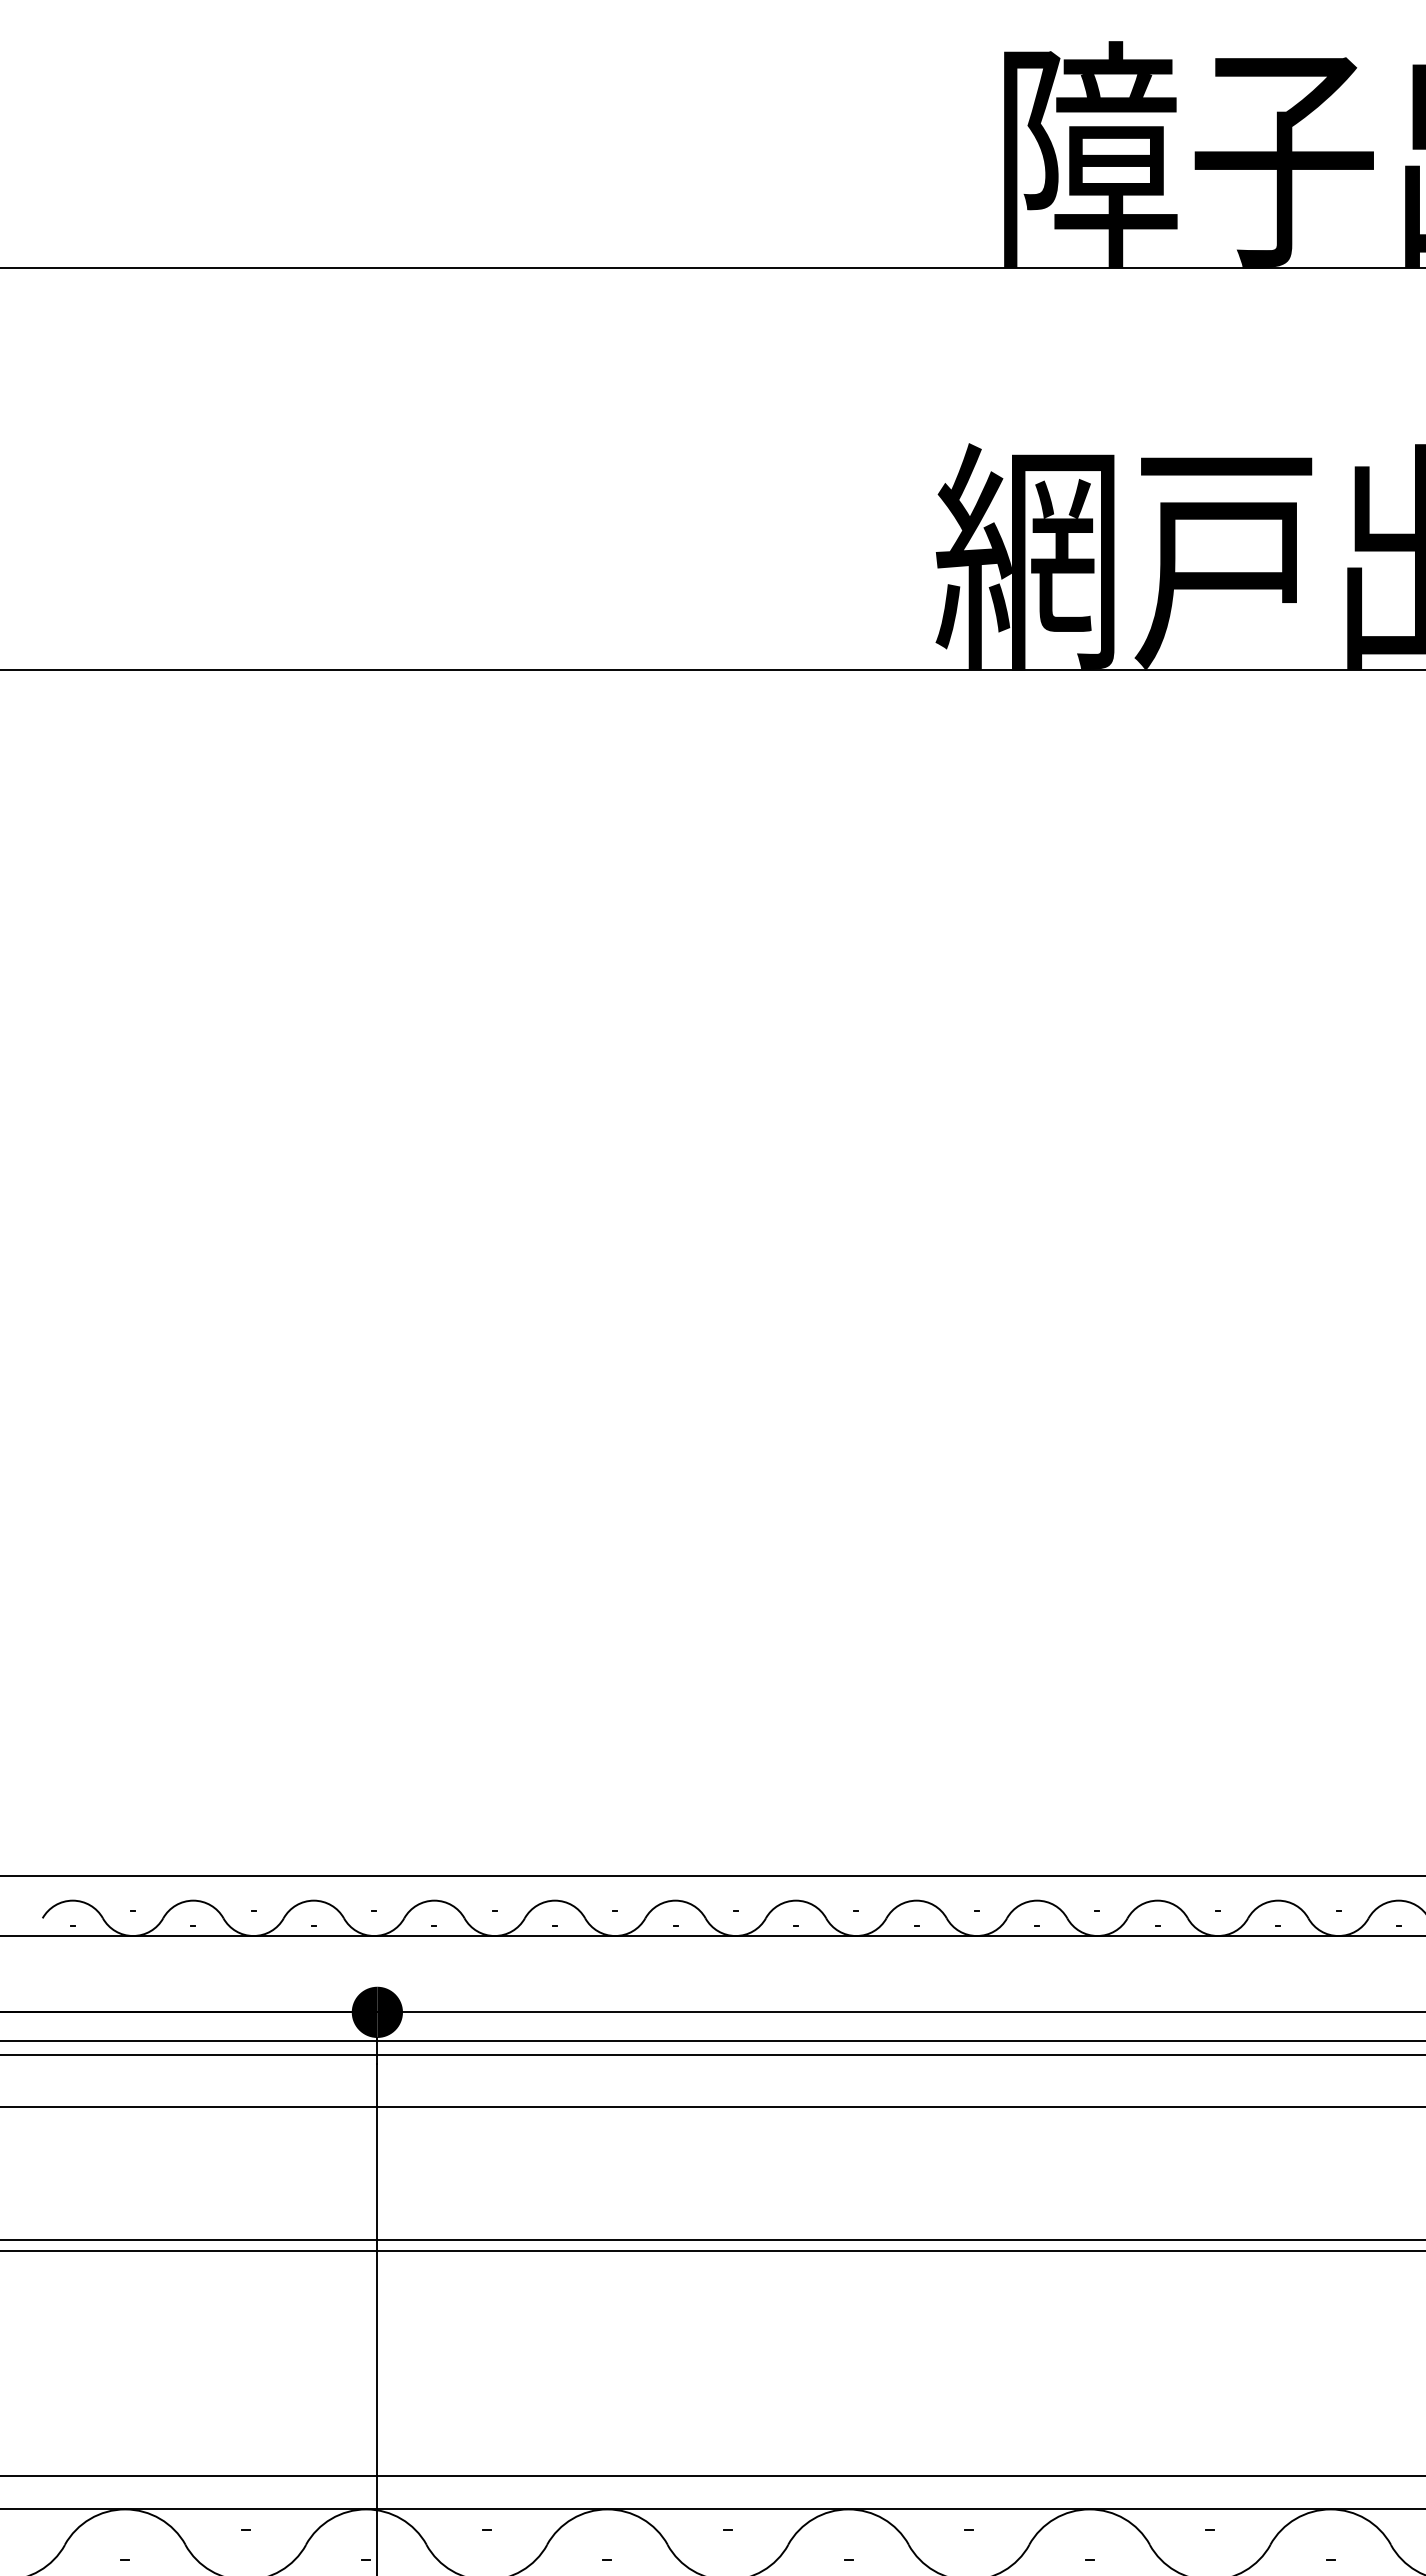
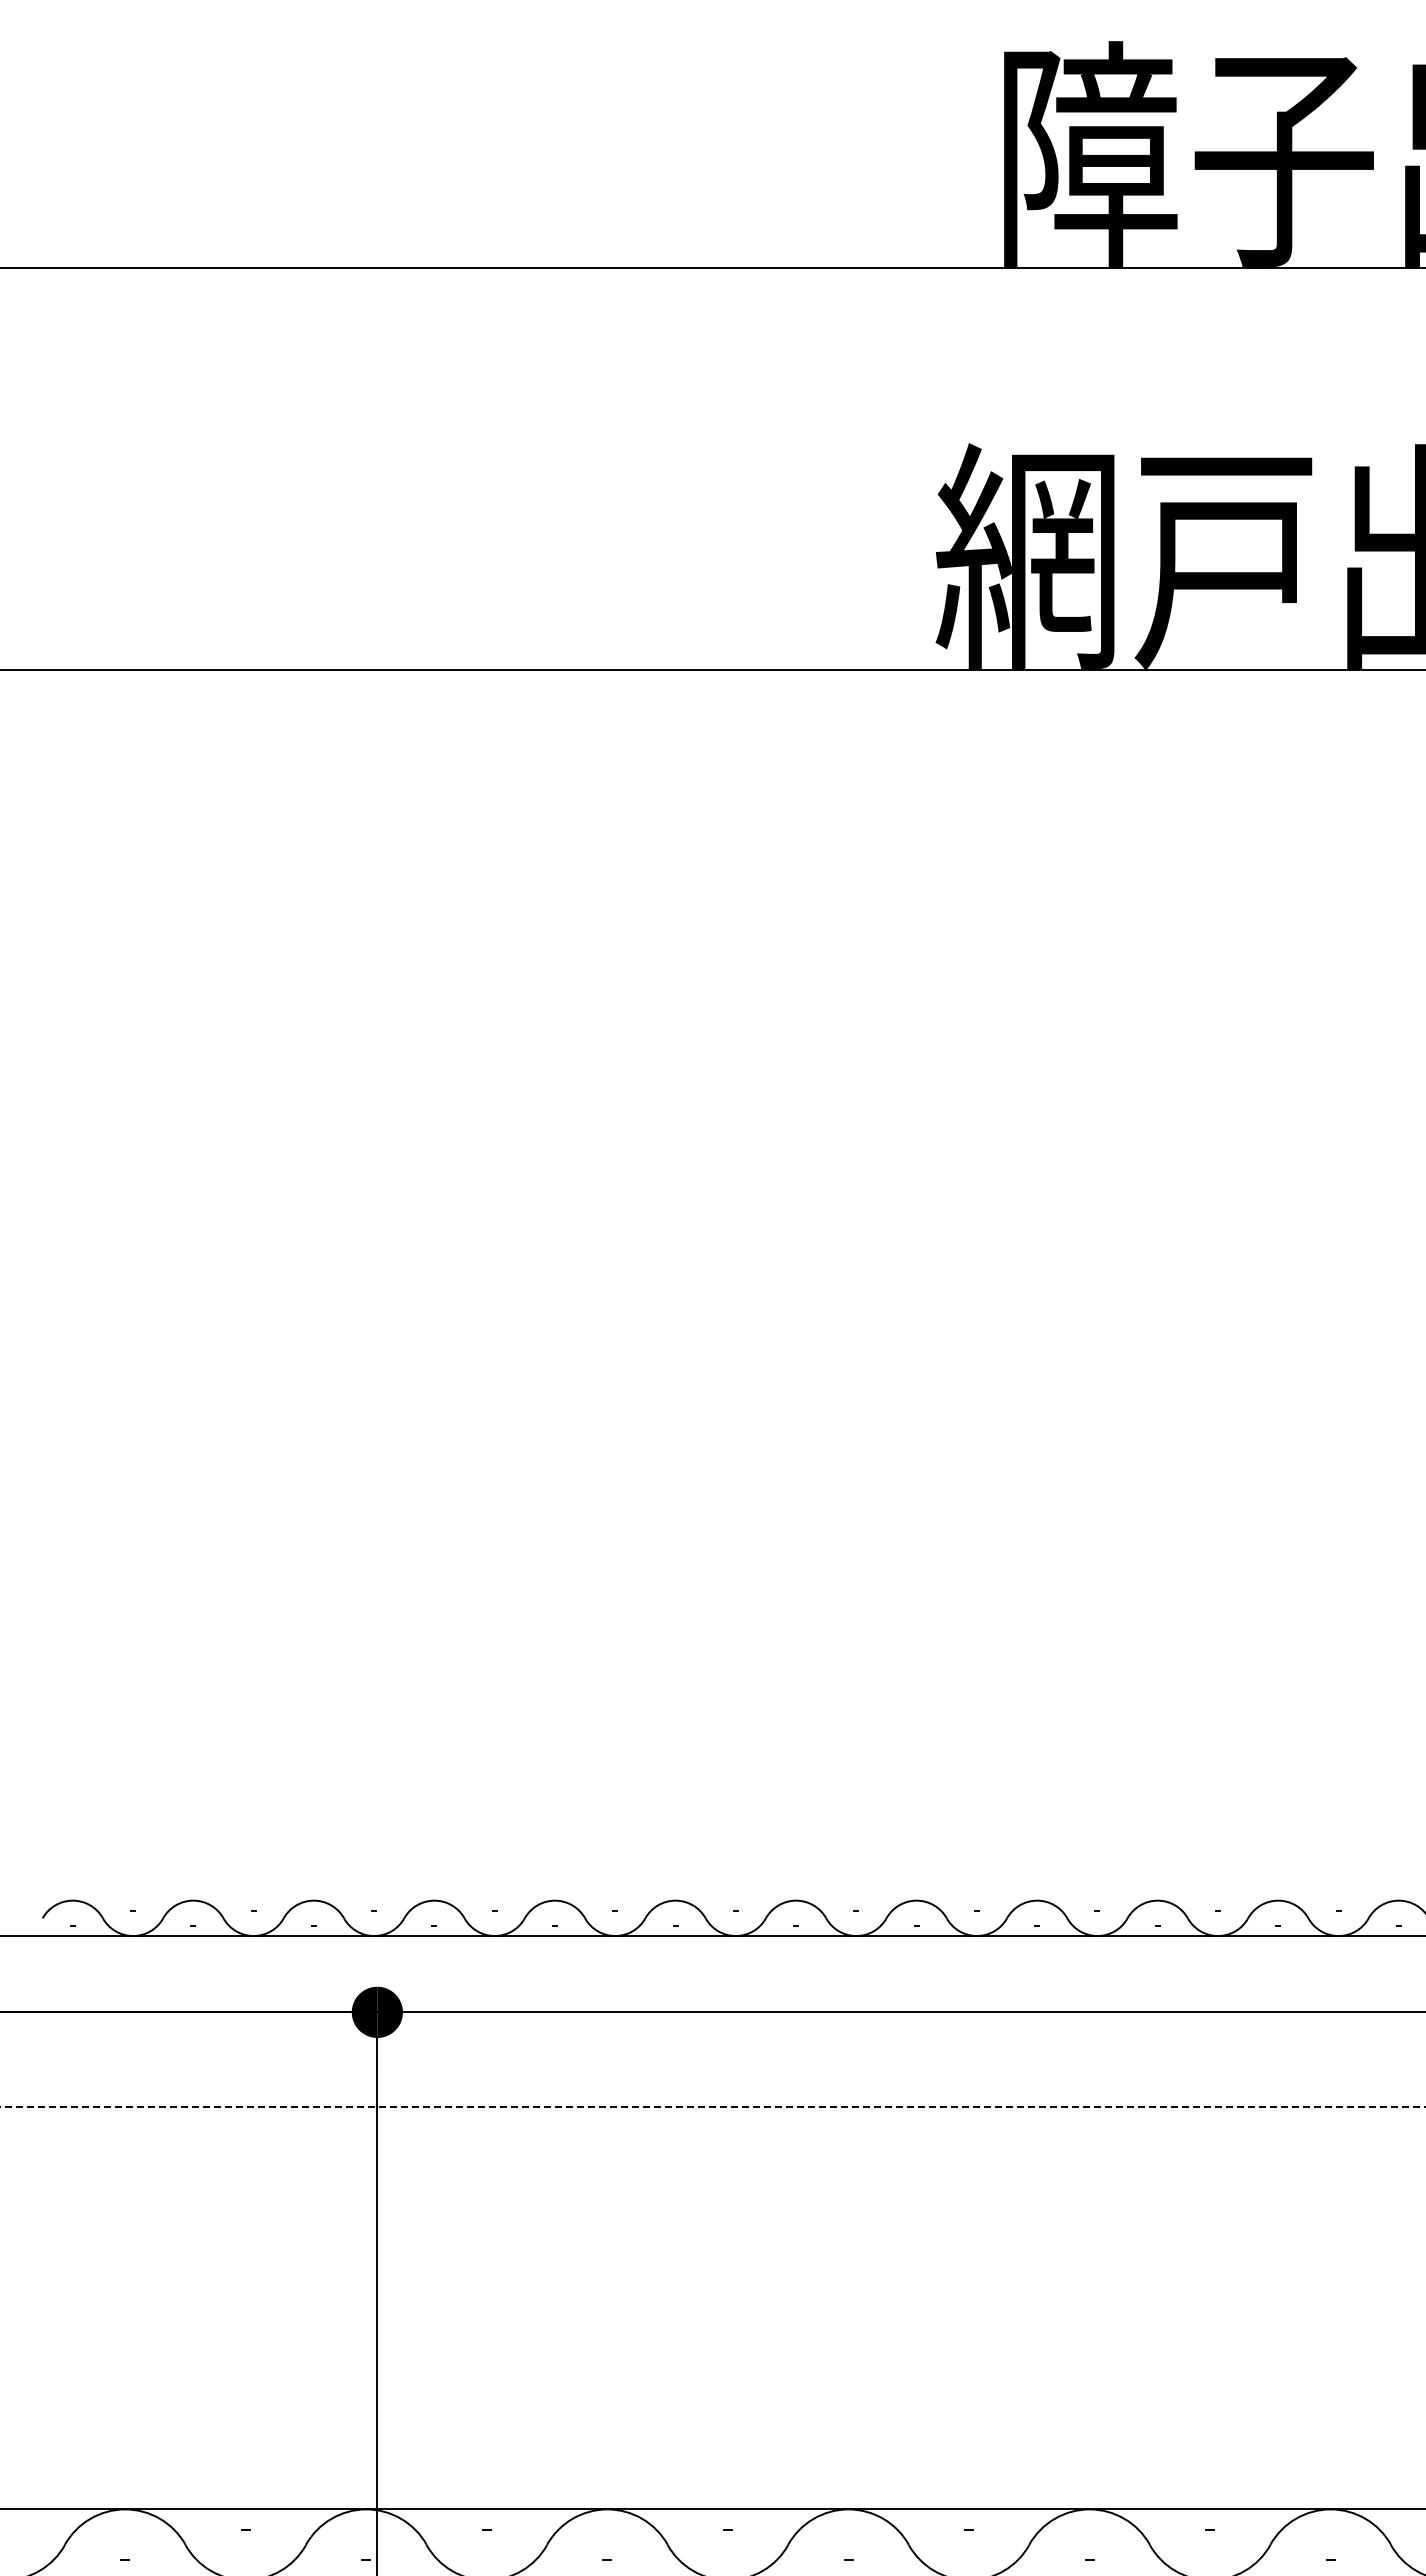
line: present -> none (712, 1875)
line: present -> none (712, 2040)
line: present -> none (712, 2054)
line: solid -> dashed (712, 2106)
line: present -> none (712, 2239)
line: present -> none (712, 2251)
line: present -> none (712, 2476)
